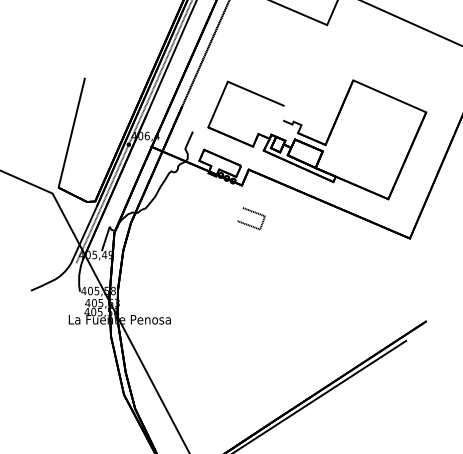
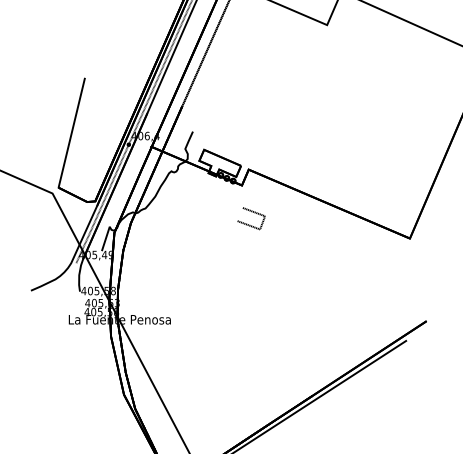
part: present -> none (317, 139)
